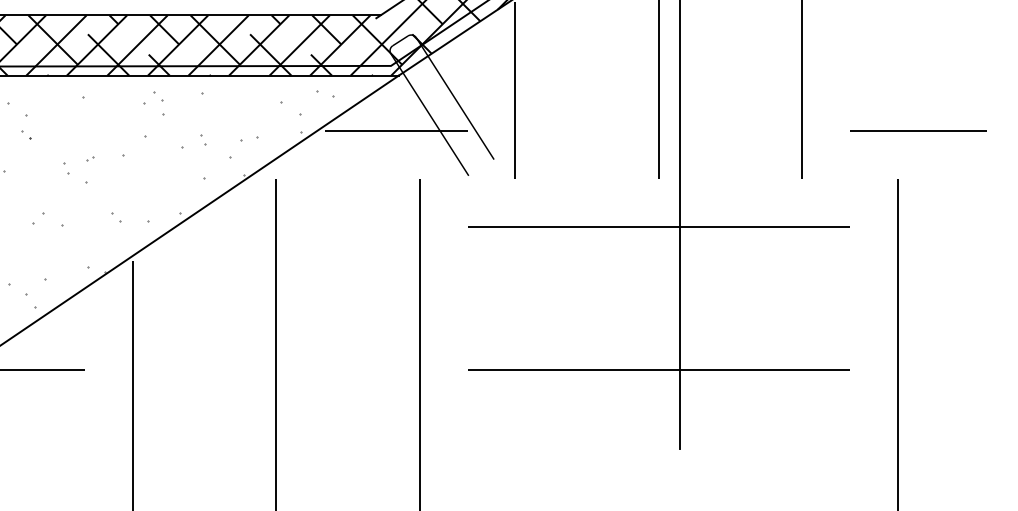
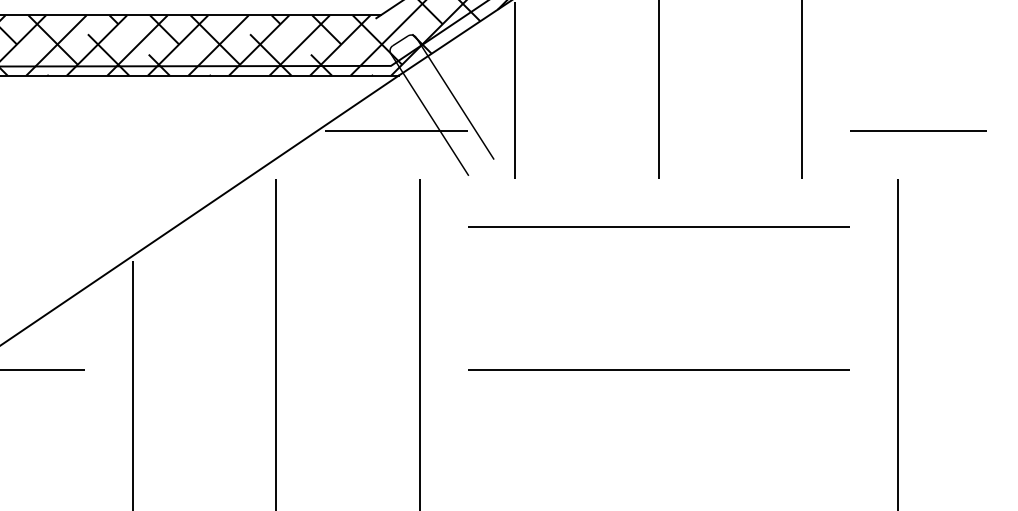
hatch: present -> none (168, 199)
line: present -> none (680, 225)
